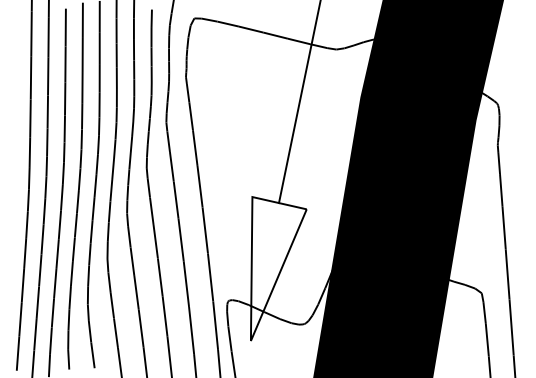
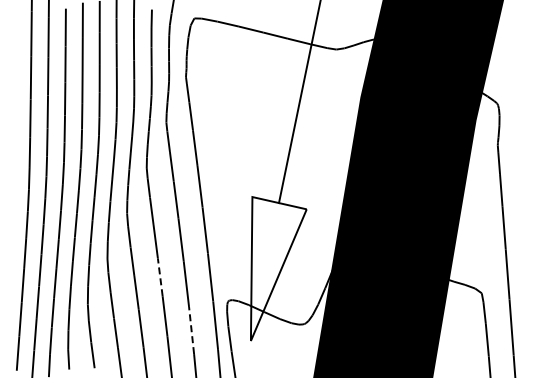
line: solid -> dashed (160, 276)
line: solid -> dashed (191, 330)
